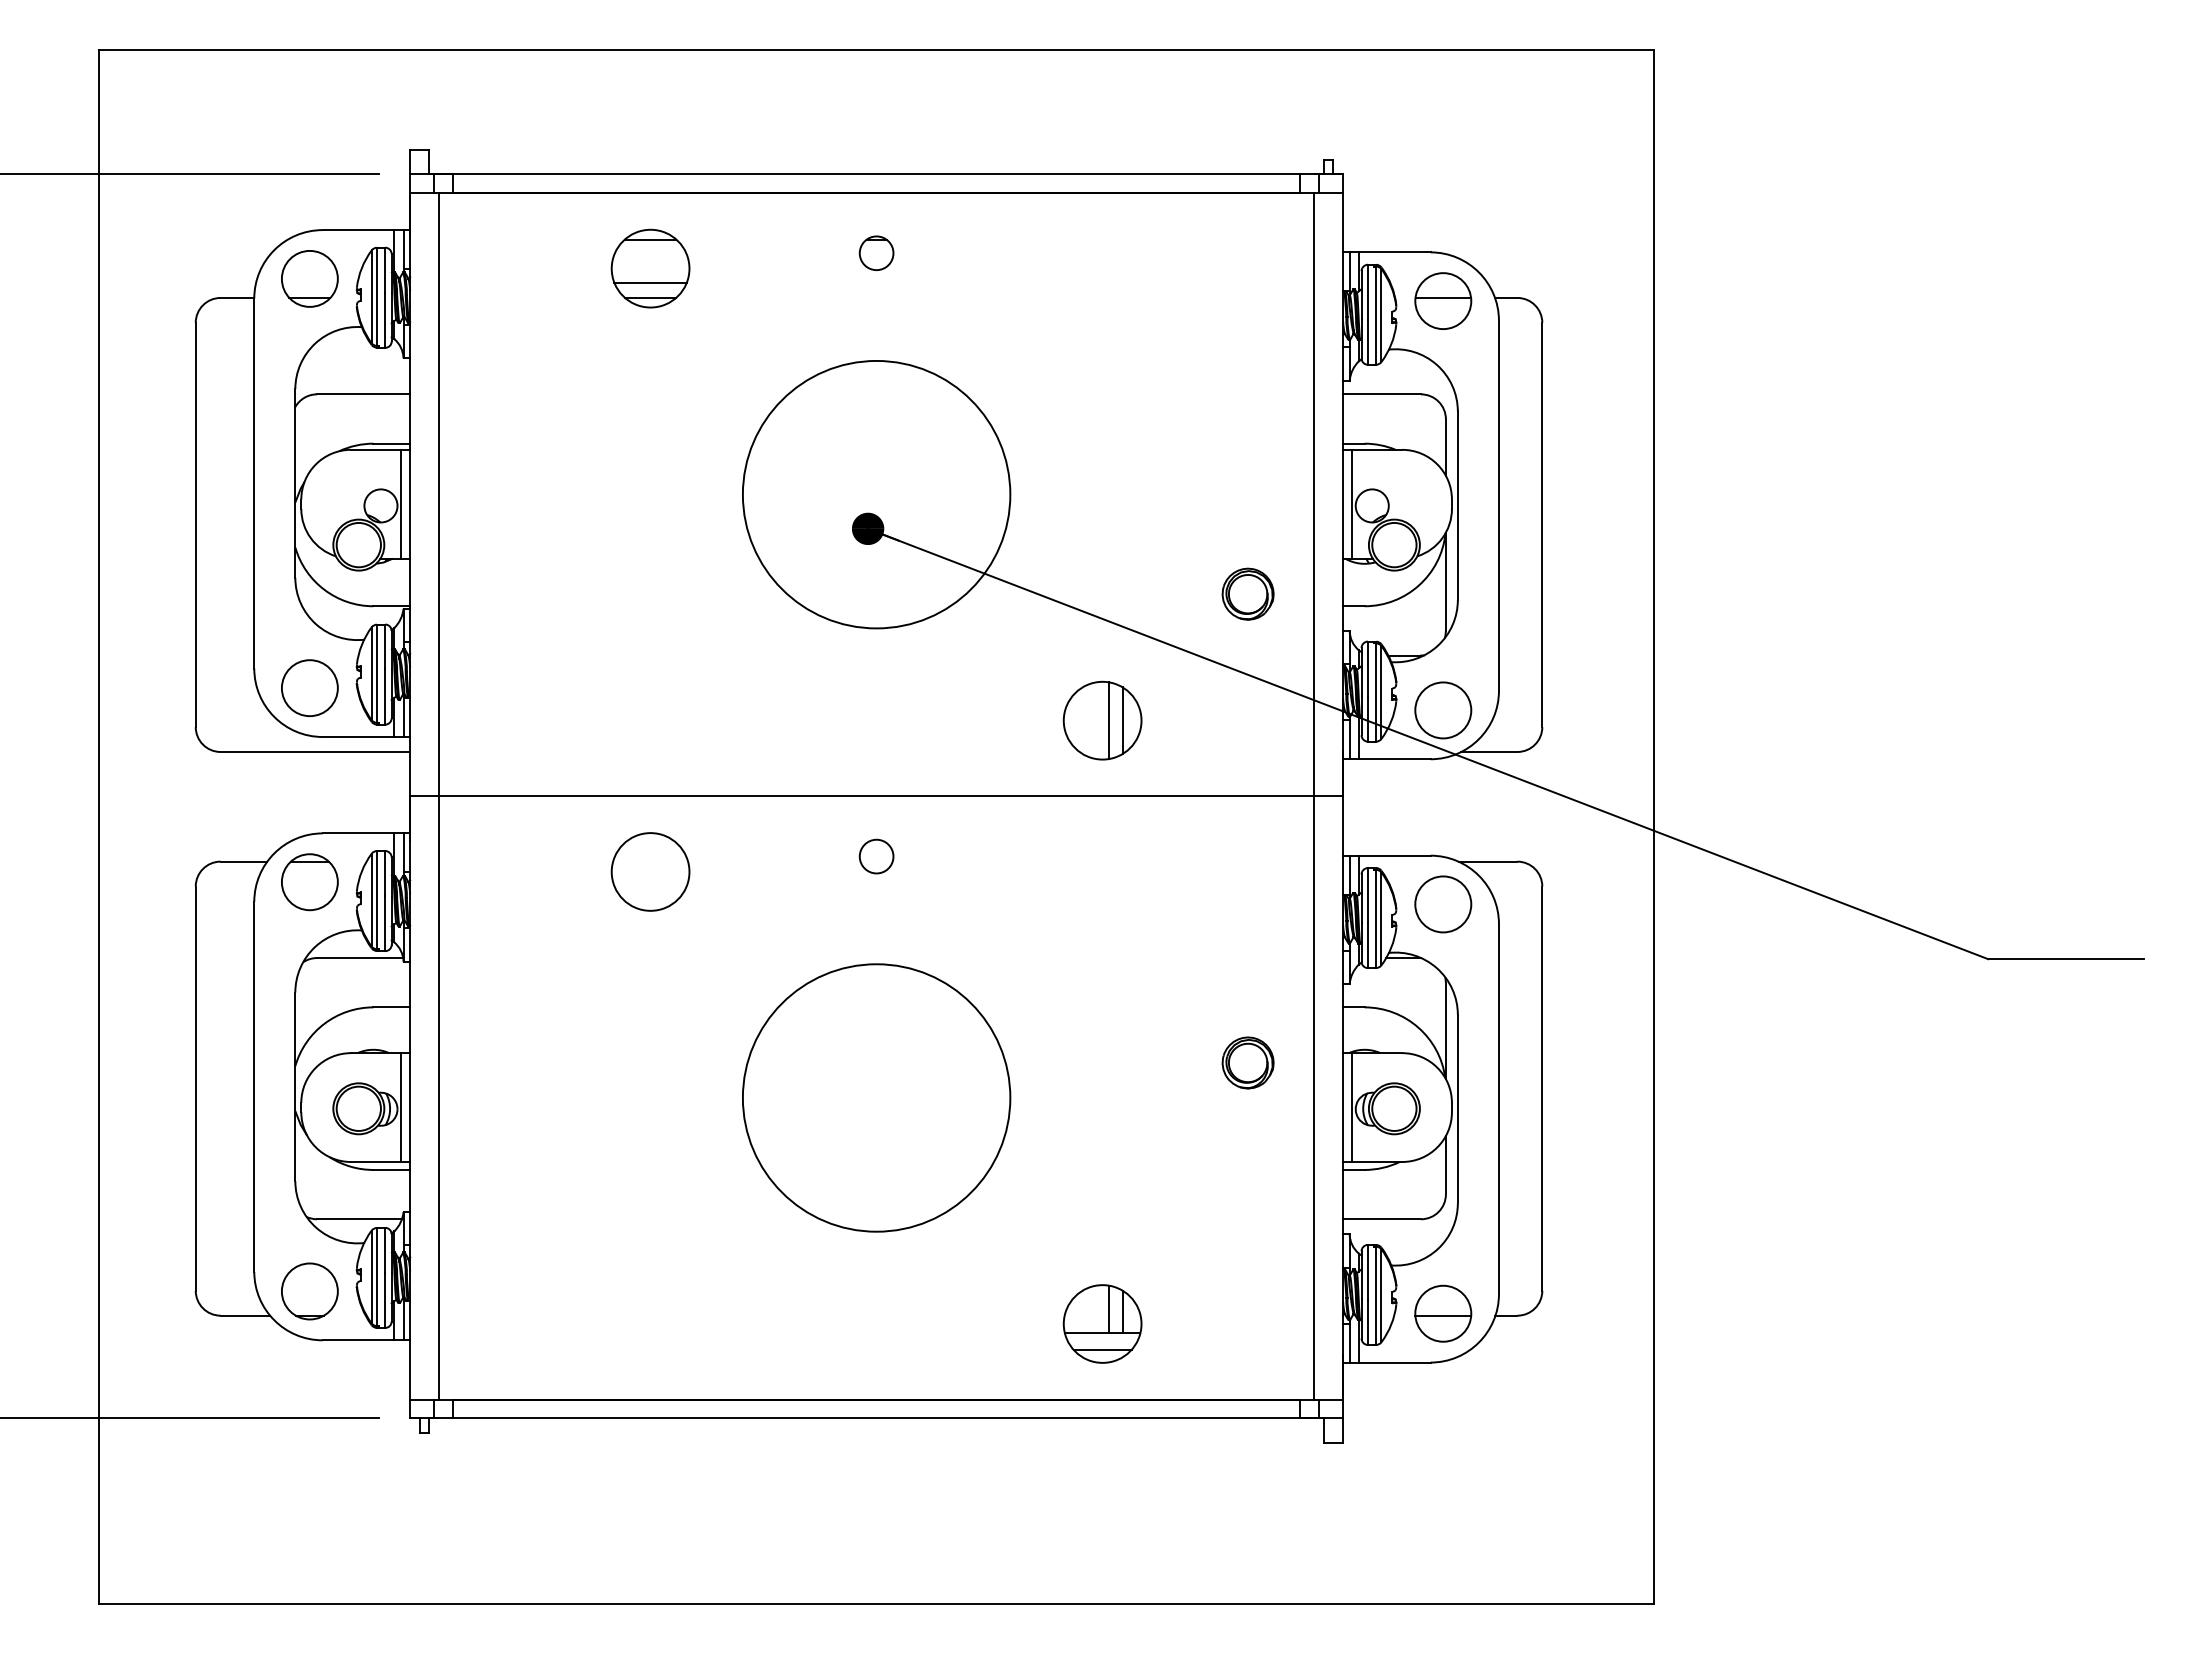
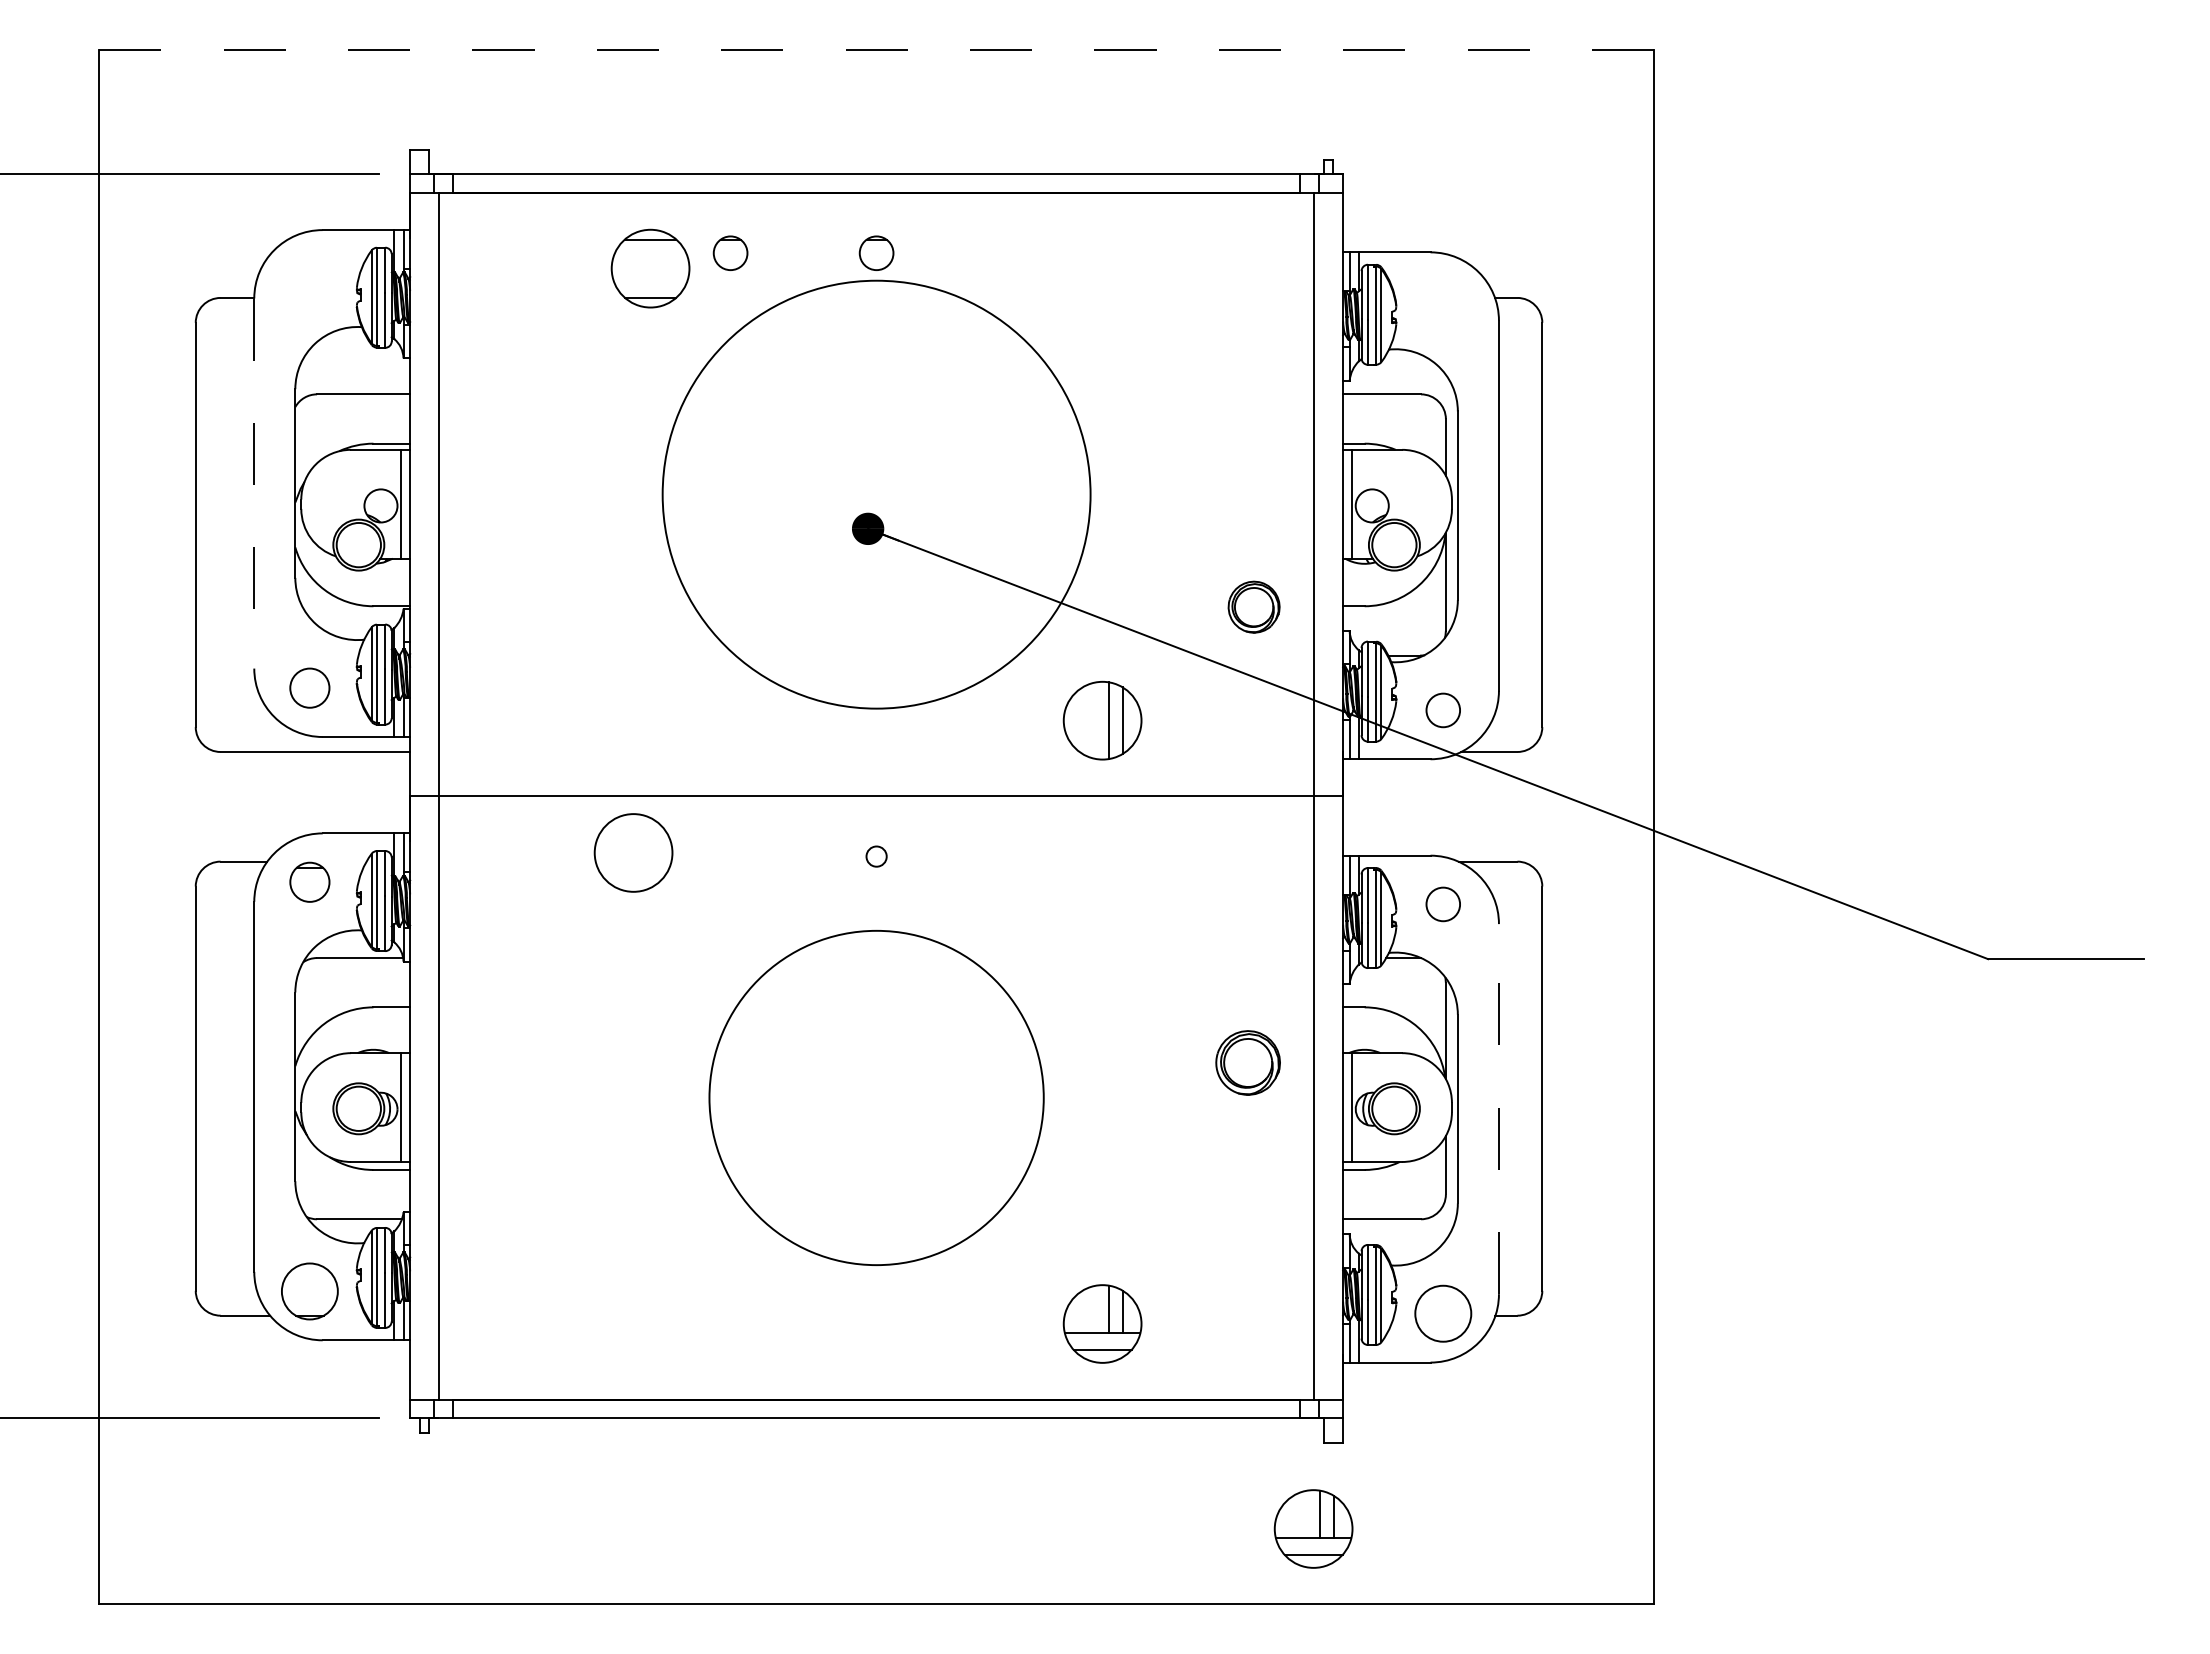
line: solid -> dashed (877, 49)
part: none -> present (730, 252)
part: present -> none (309, 278)
line: present -> none (650, 282)
part: present -> none (1443, 300)
line: solid -> dashed (254, 484)
circle diameter: 267 px -> 428 px (876, 494)
part position: (1247, 593) -> (1253, 606) (1253, 606)
circle diameter: 56 px -> 39 px (309, 687)
circle diameter: 56 px -> 34 px (1443, 710)
circle diameter: 34 px -> 20 px (876, 856)
circle position: (650, 871) -> (633, 852) (633, 852)
part size: 58x59 px -> 42x42 px (309, 881)
circle diameter: 56 px -> 34 px (1443, 904)
part size: 54x54 px -> 66x66 px (1247, 1062)
circle diameter: 267 px -> 334 px (876, 1097)
line: solid -> dashed (1498, 1108)
line: present -> none (1443, 1315)
part: none -> present (1313, 1528)
